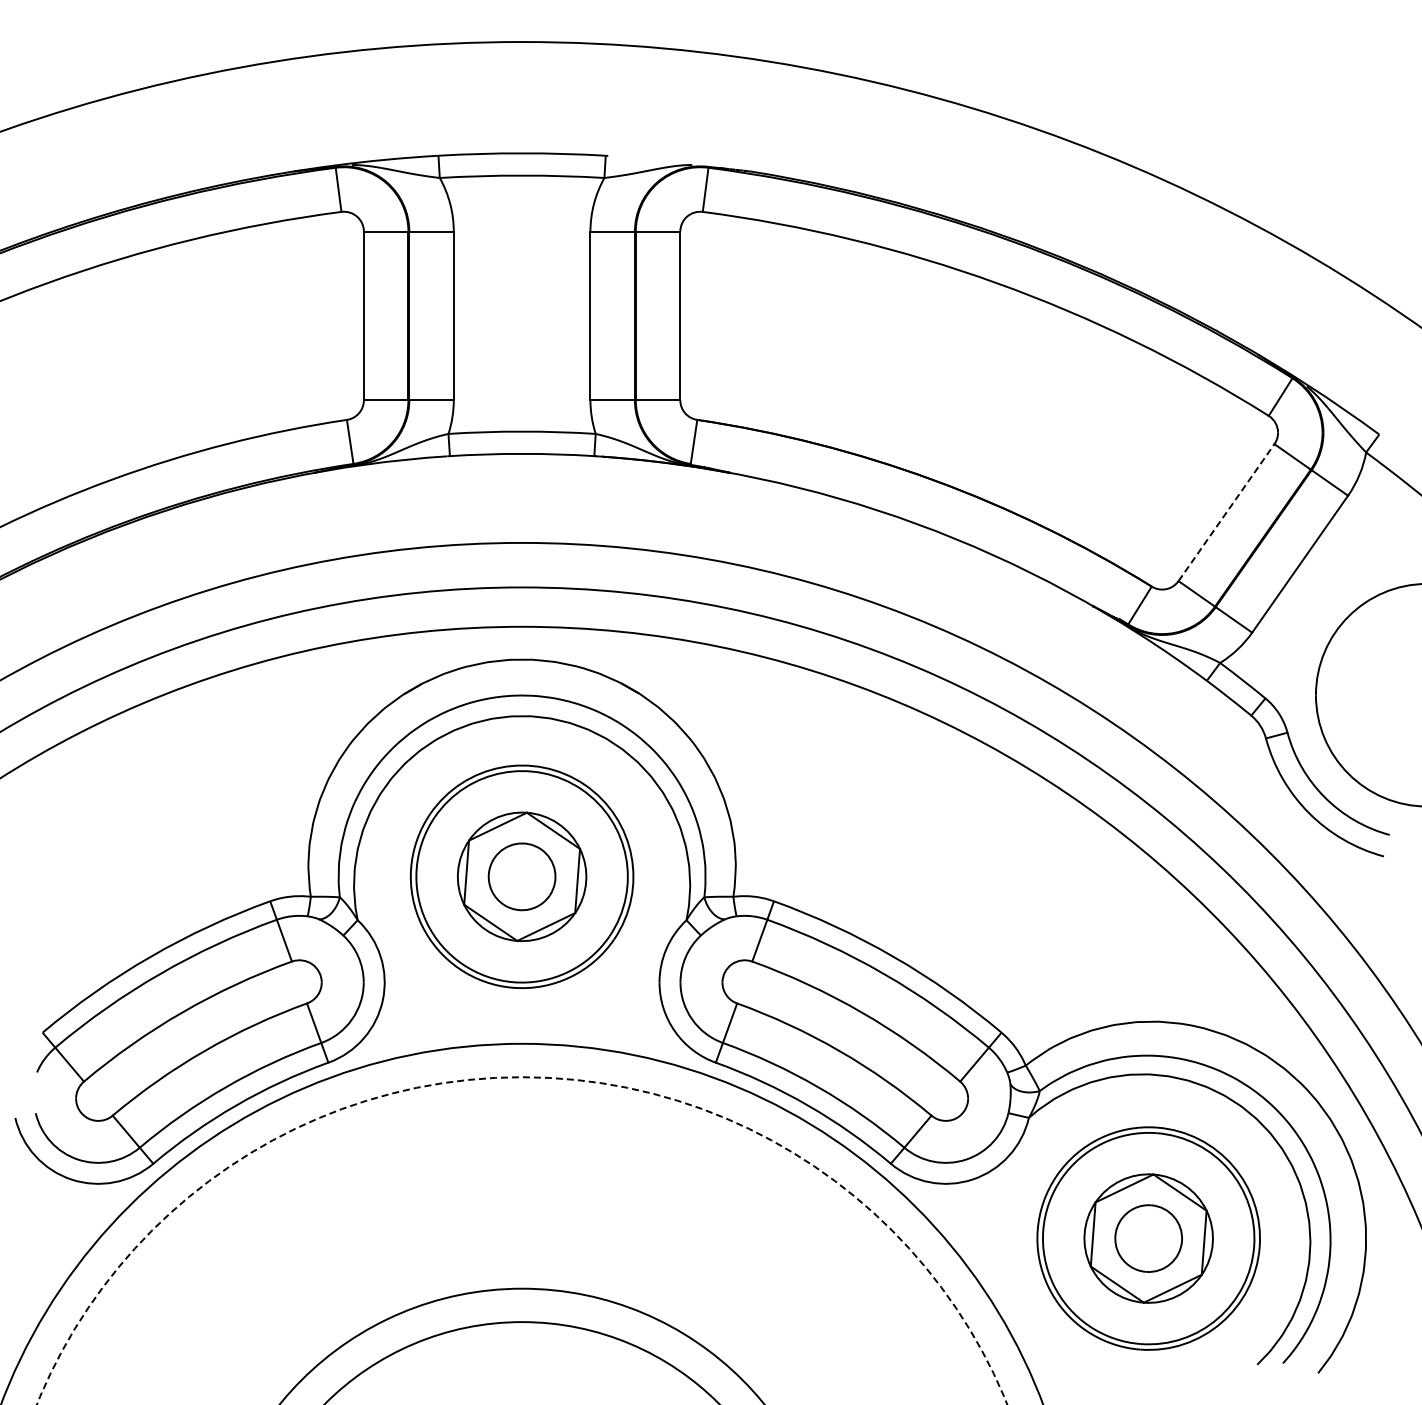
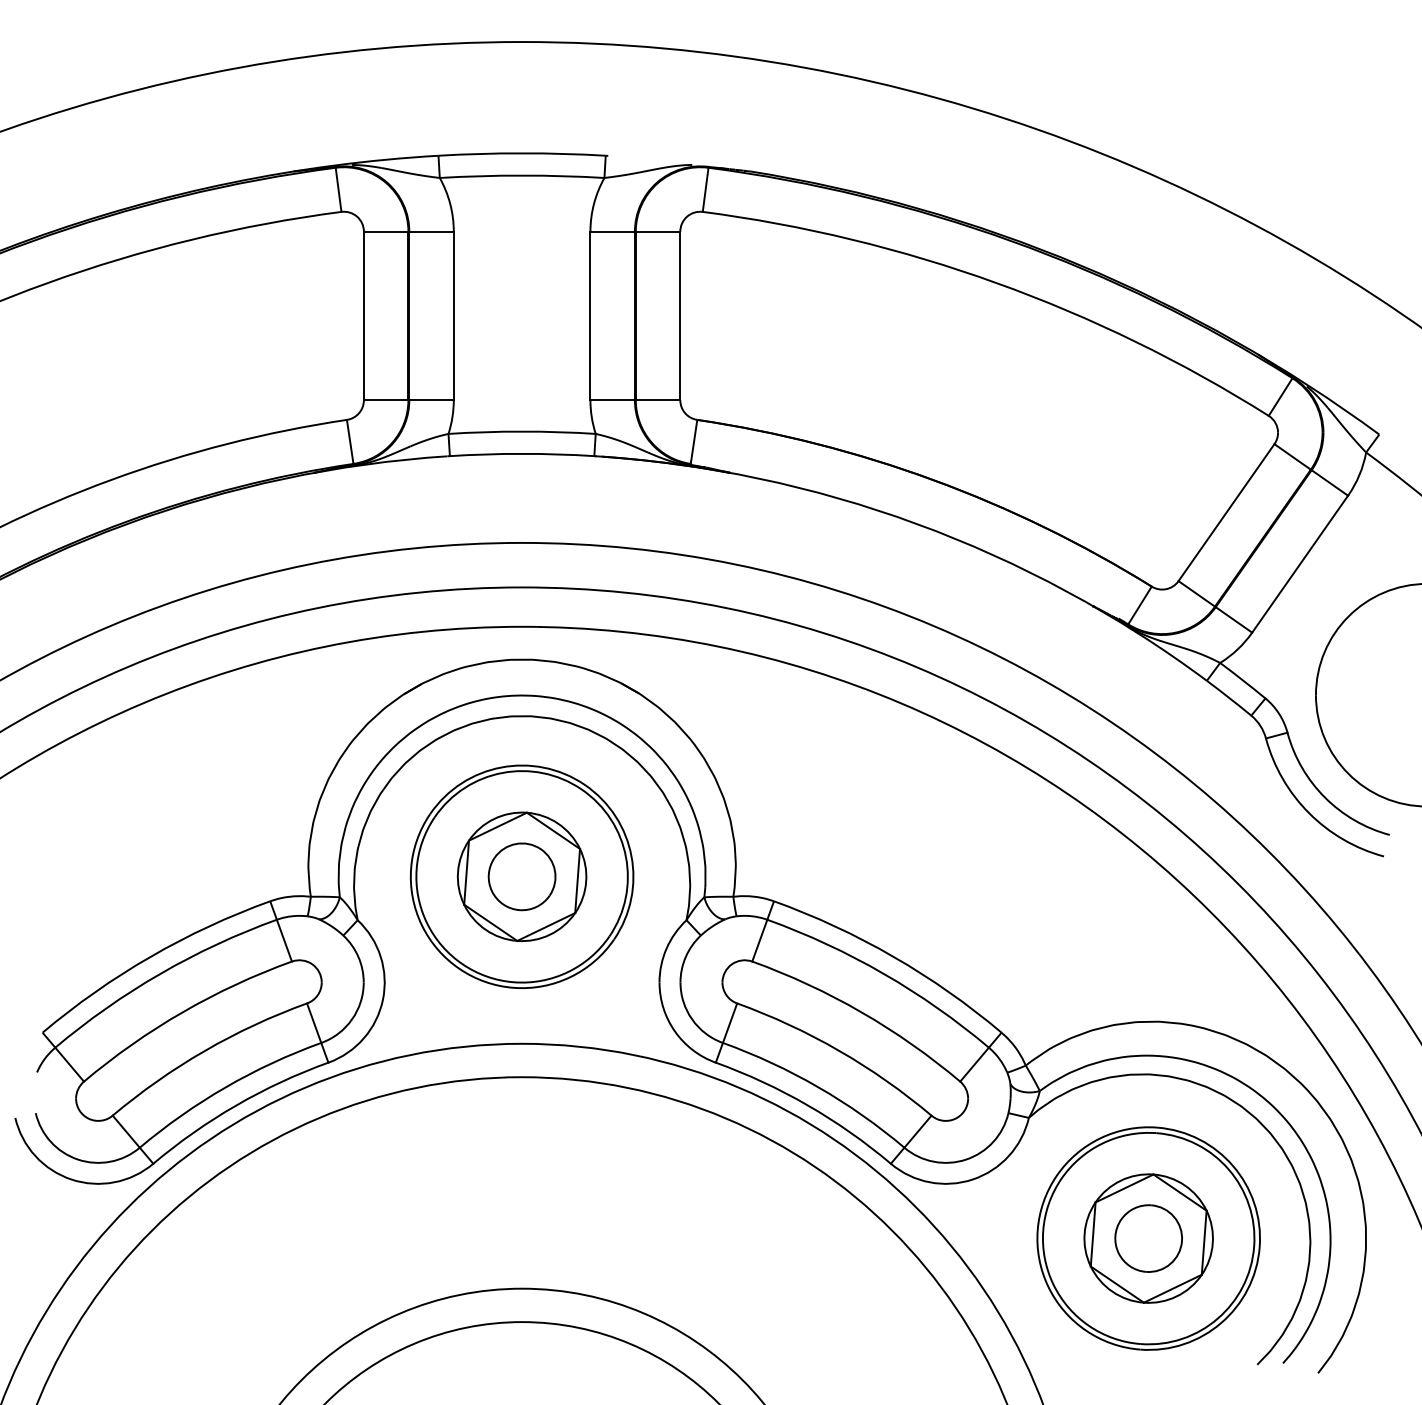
line: dashed -> solid (1226, 512)
arc: dashed -> solid (522, 1077)
